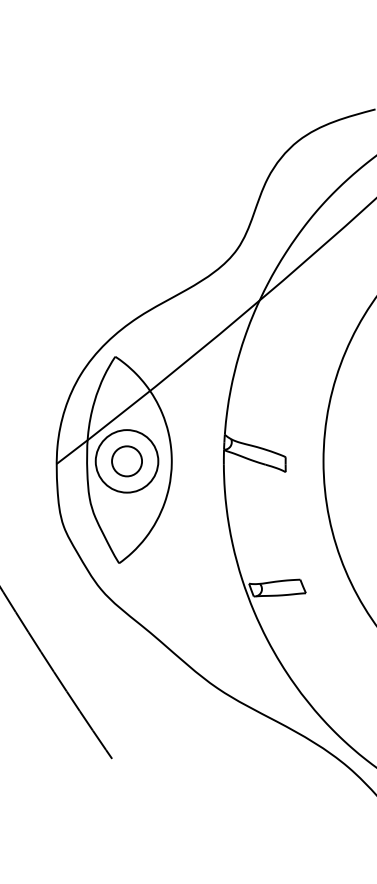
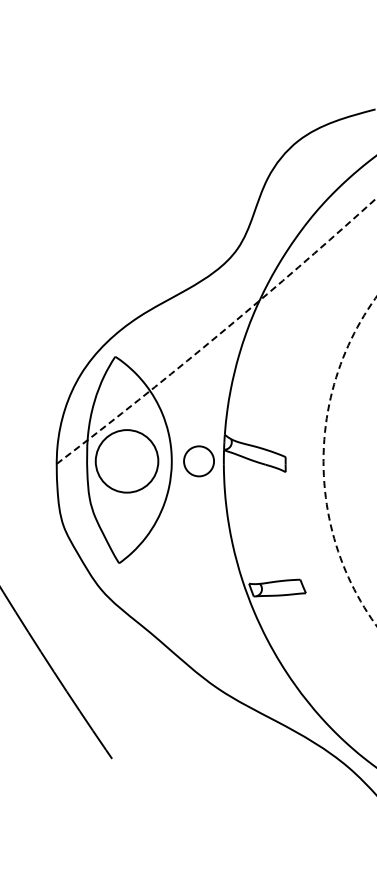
arc: solid -> dashed (219, 334)
circle: solid -> dashed (349, 460)
circle position: (126, 461) -> (198, 461) (198, 461)
